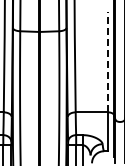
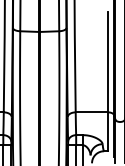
line: dashed -> solid (108, 61)
